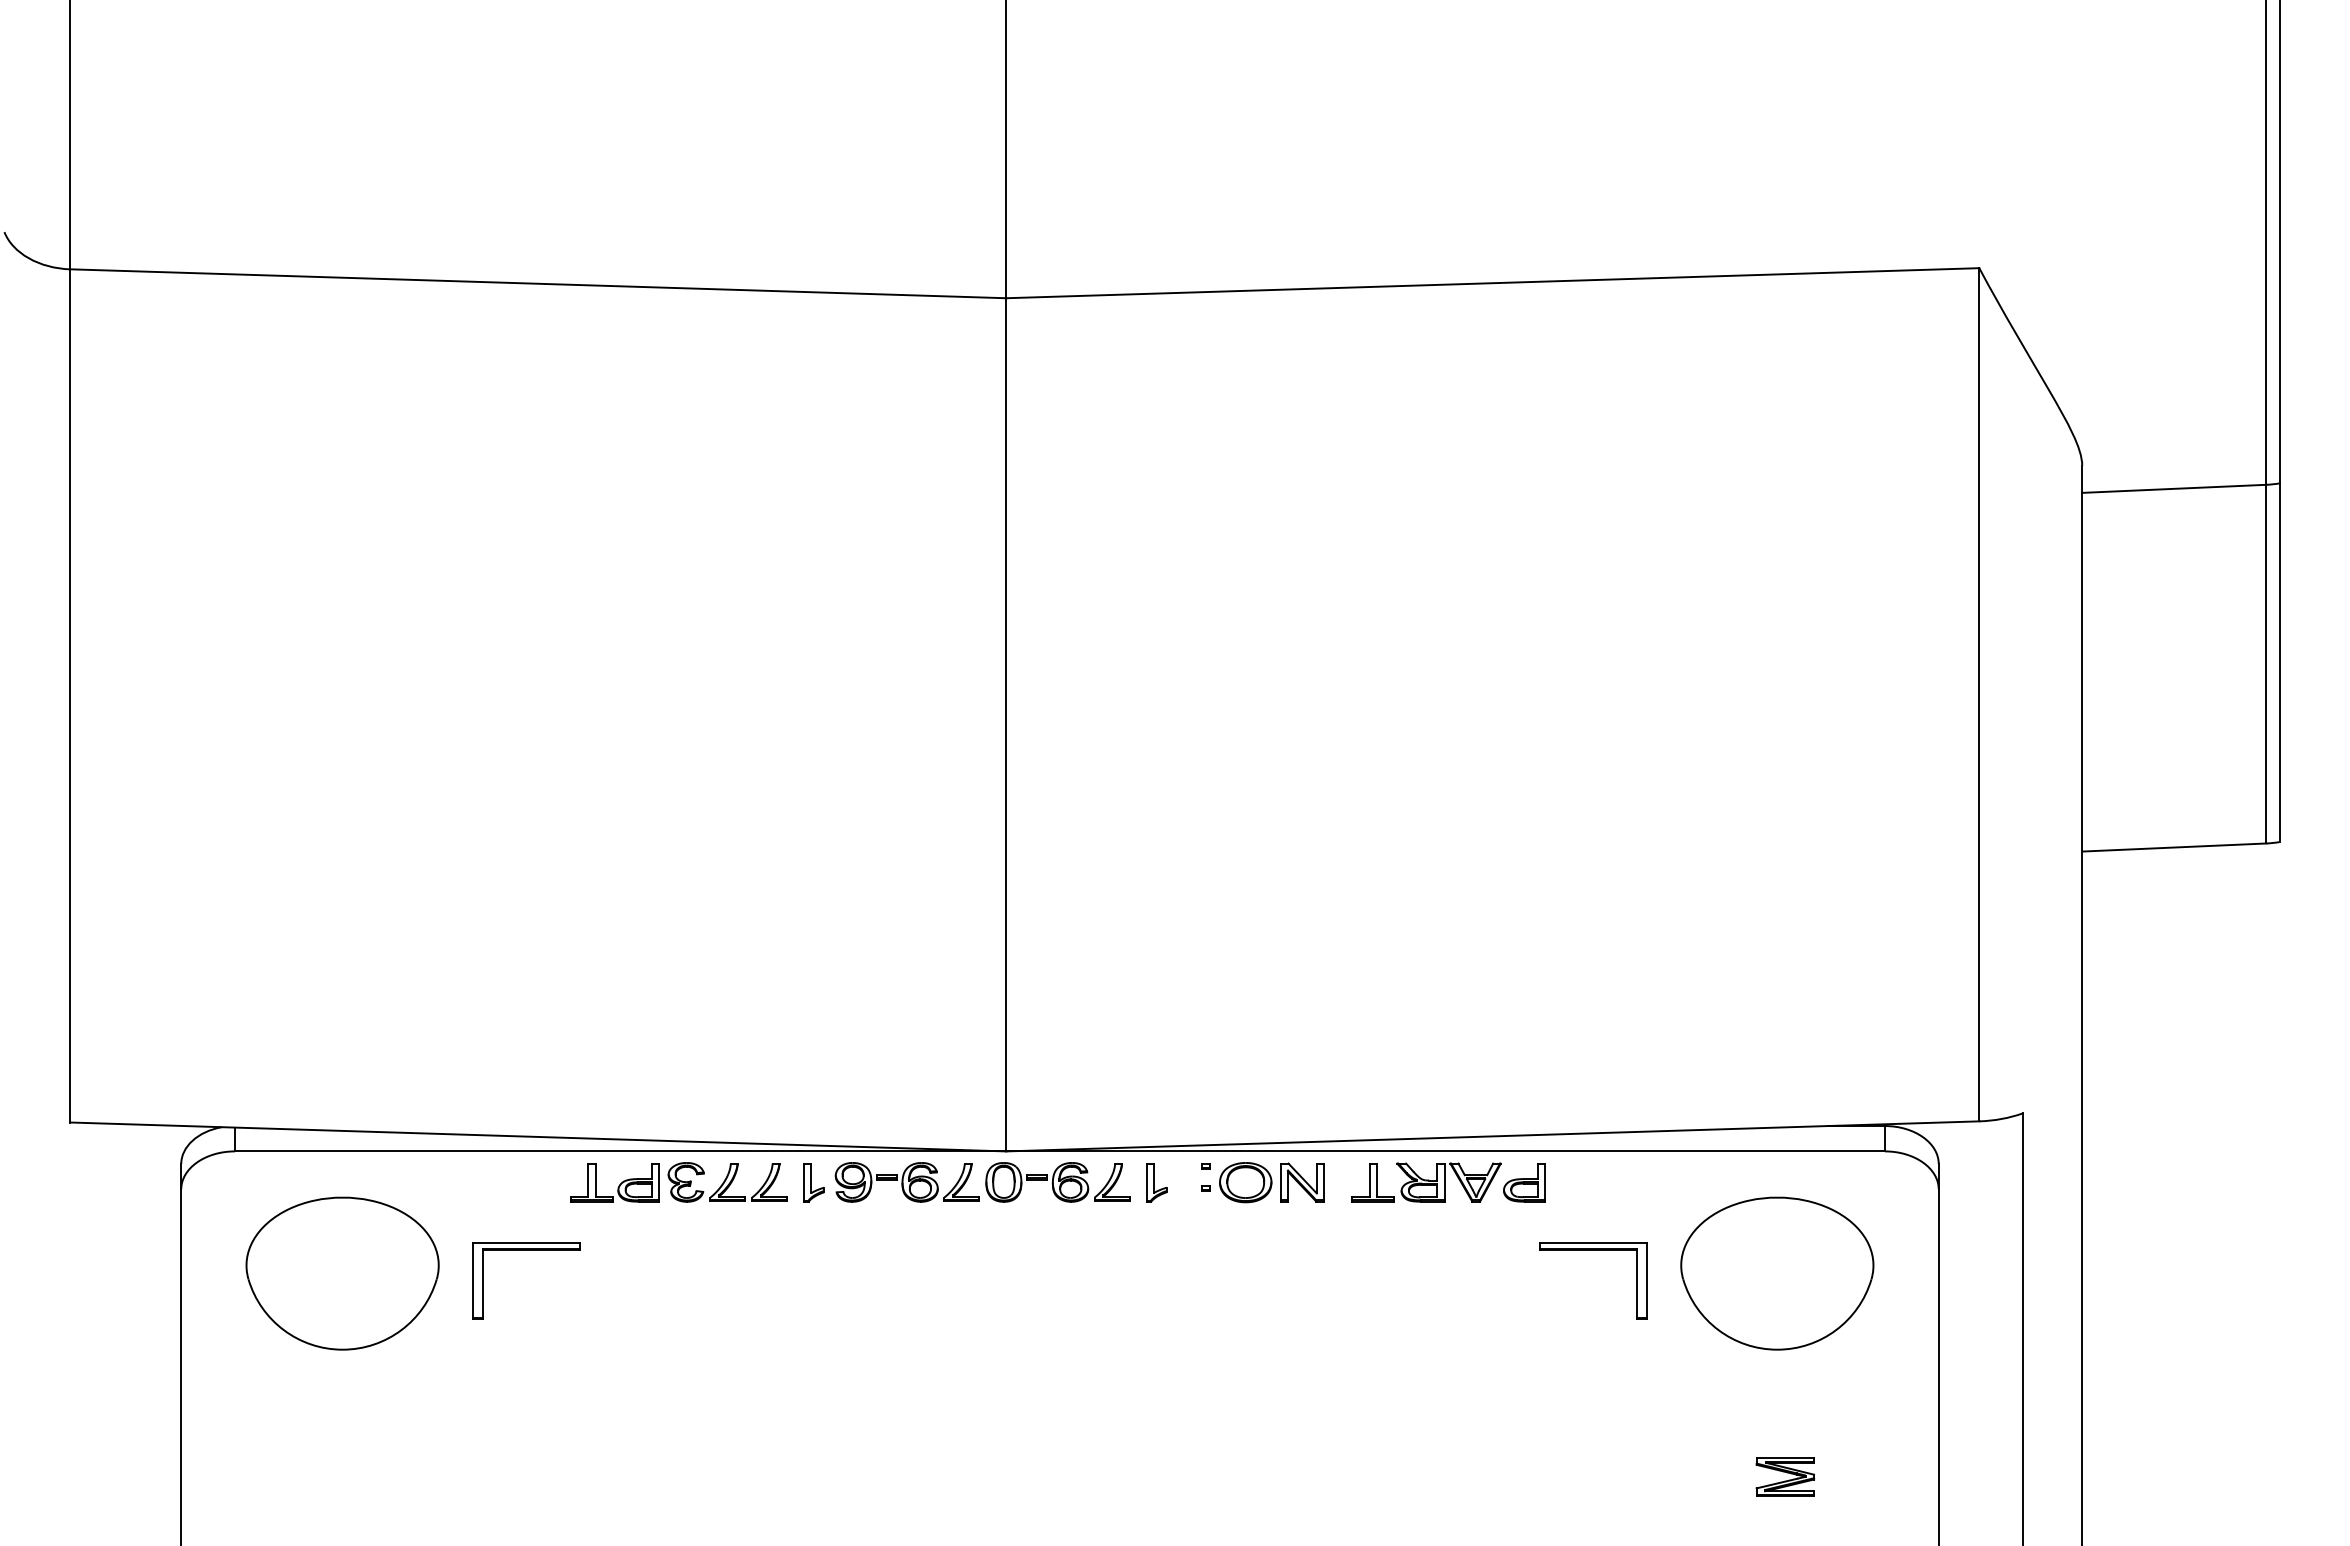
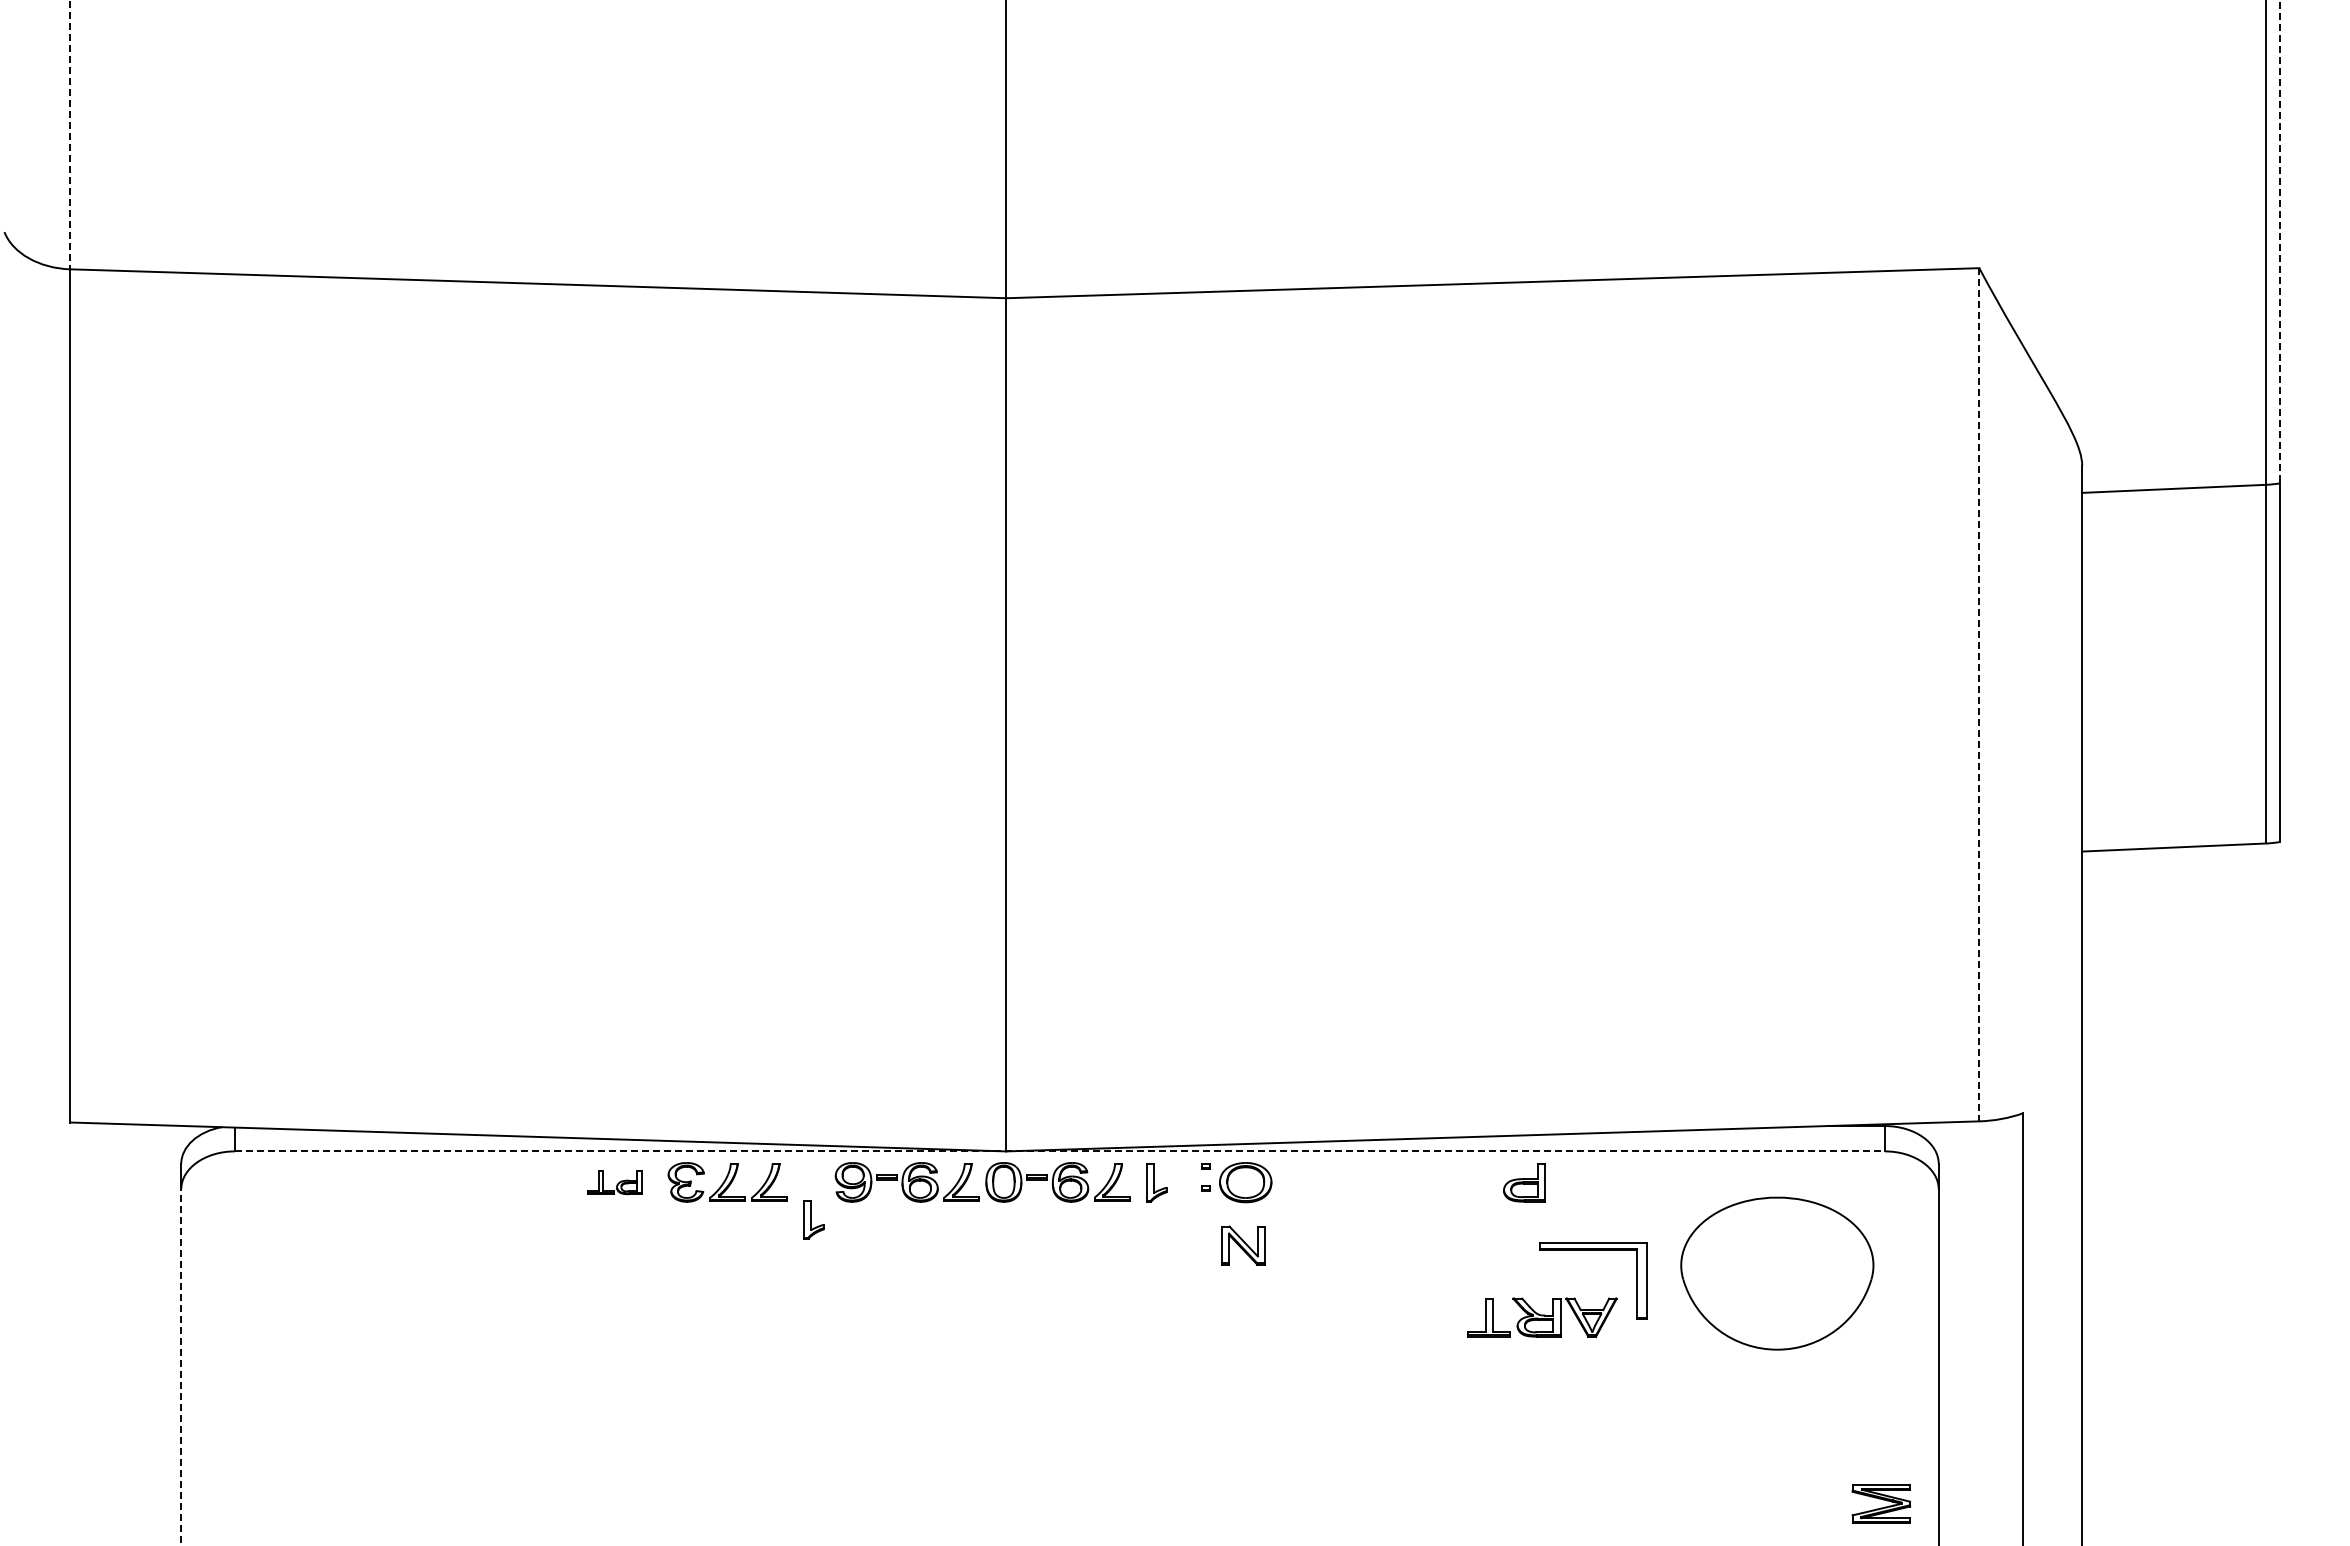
line: solid -> dashed (70, 135)
line: solid -> dashed (2279, 242)
line: solid -> dashed (1979, 694)
line: solid -> dashed (1059, 1151)
part size: 90x40 px -> 56x26 px (614, 1182)
part position: (813, 1182) -> (813, 1219) (813, 1219)
part position: (1302, 1182) -> (1243, 1245) (1243, 1245)
part position: (1426, 1182) -> (1542, 1317) (1542, 1317)
part: present -> none (526, 1250)
part: present -> none (342, 1273)
line: solid -> dashed (181, 1367)
part position: (1785, 1476) -> (1881, 1503) (1881, 1503)
